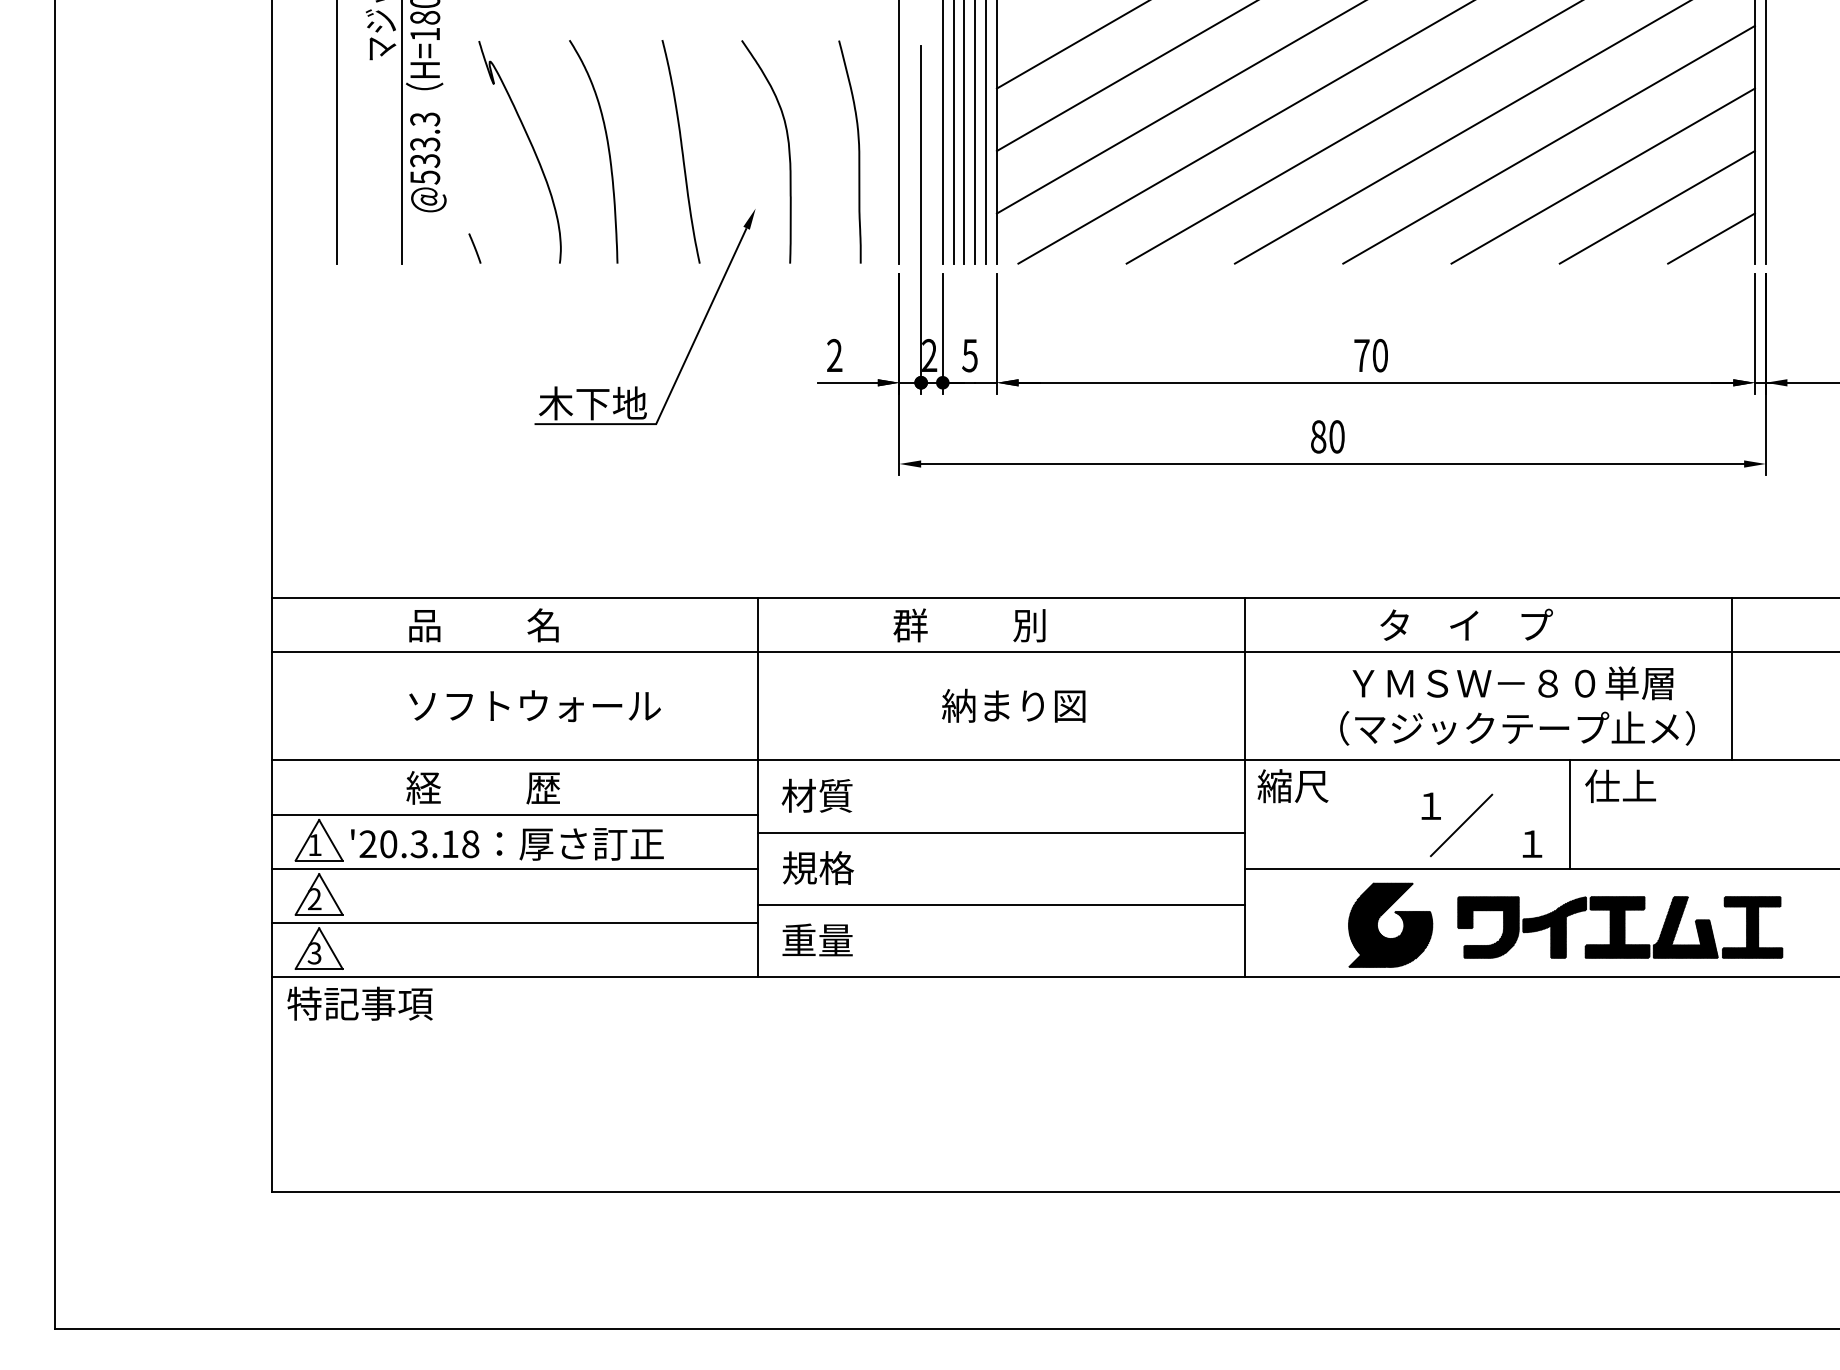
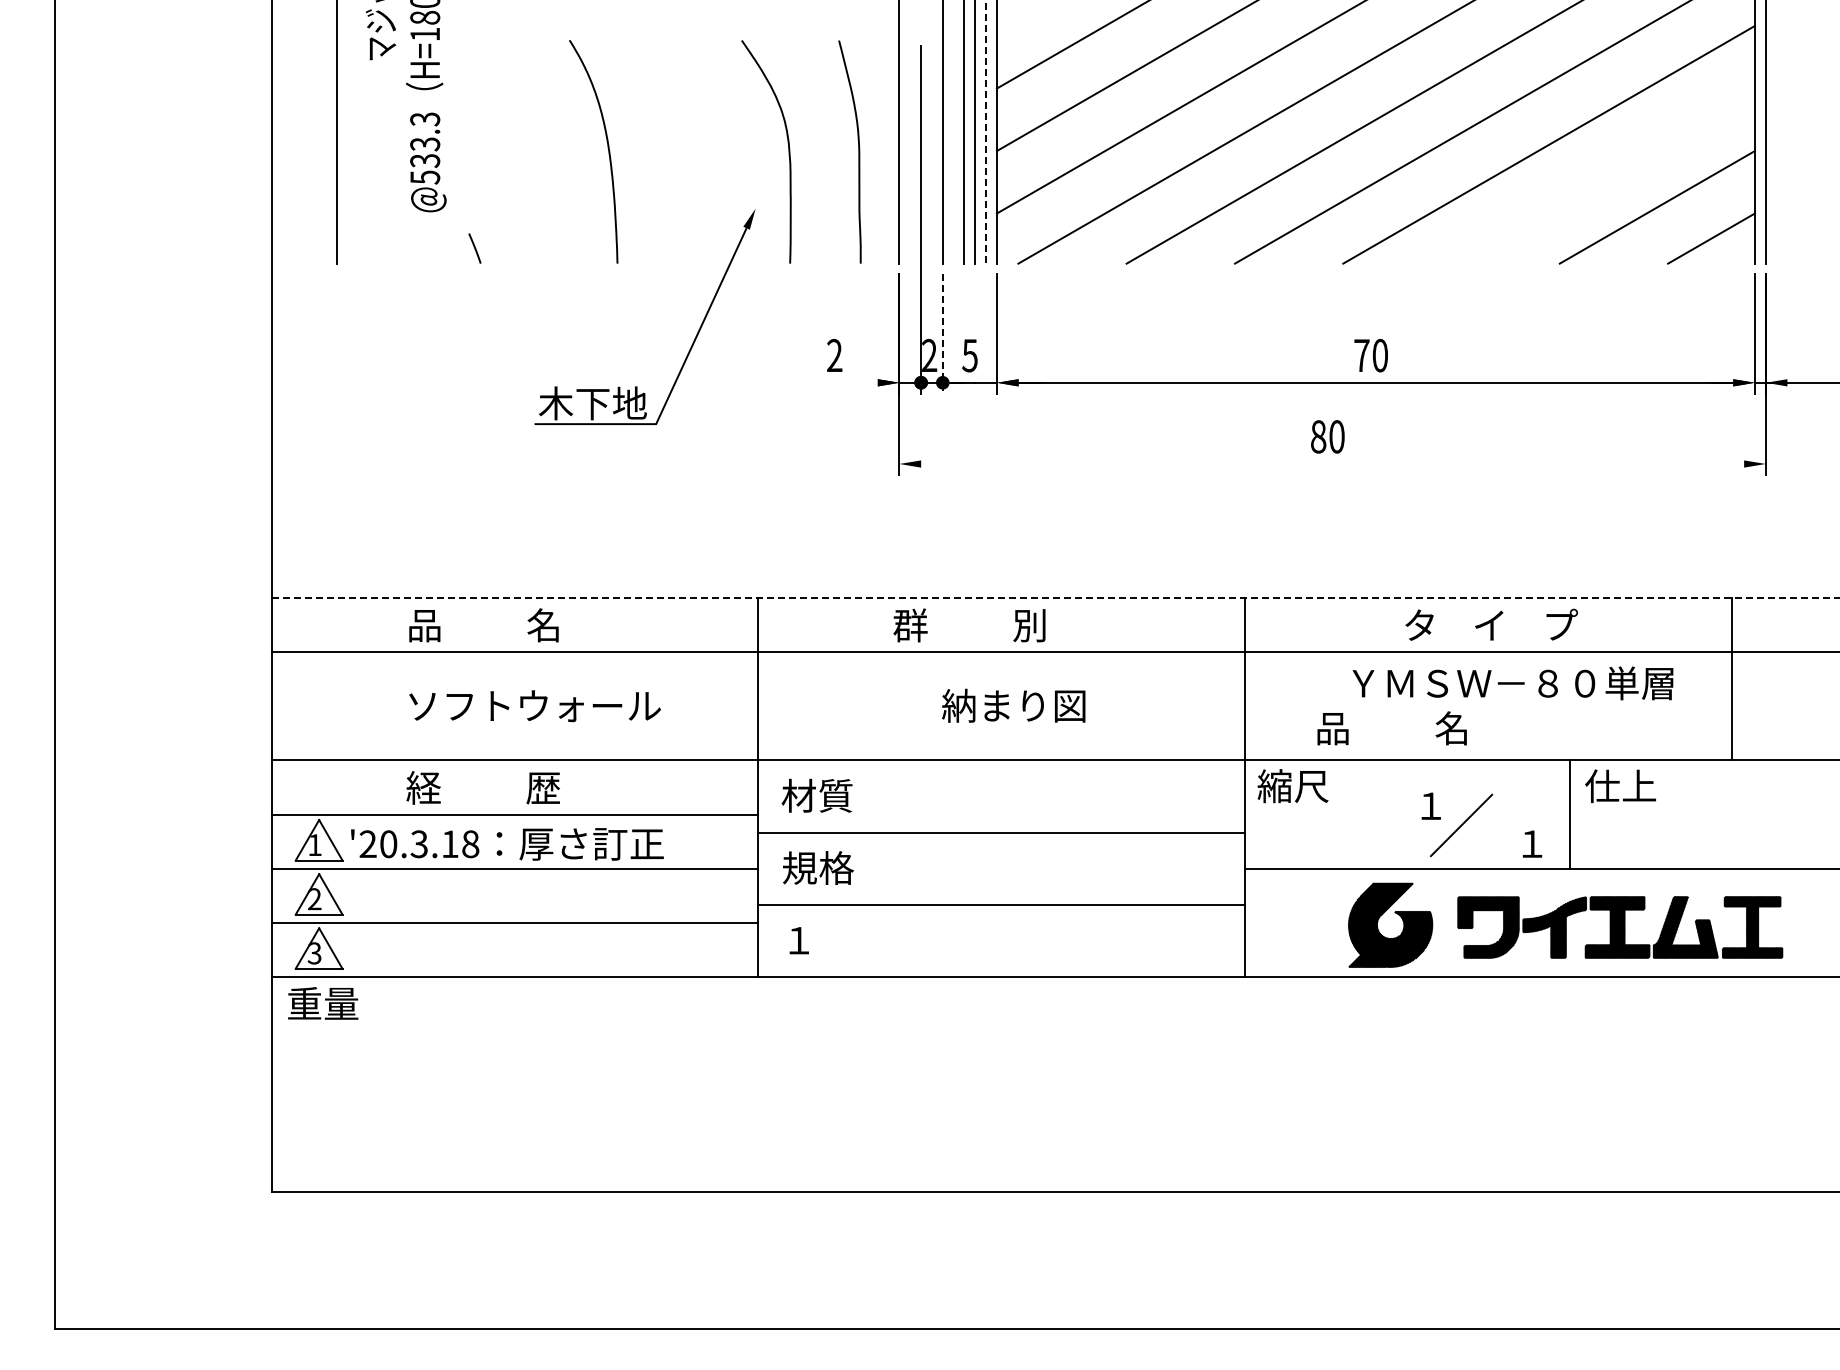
line: present -> none (401, 132)
line: present -> none (953, 132)
line: solid -> dashed (986, 132)
curve: present -> none (531, 147)
curve: present -> none (681, 151)
line: present -> none (1602, 175)
line: solid -> dashed (942, 334)
line: present -> none (847, 382)
line: present -> none (1332, 463)
line: solid -> dashed (1055, 598)
text position: (1466, 624) -> (1491, 624) (1491, 624)
text: （マジックテープ止メ） -> 品          名 (1505, 728)
text: 重量 -> １ (817, 939)
text: 特記事項 -> 重量 (359, 1003)
